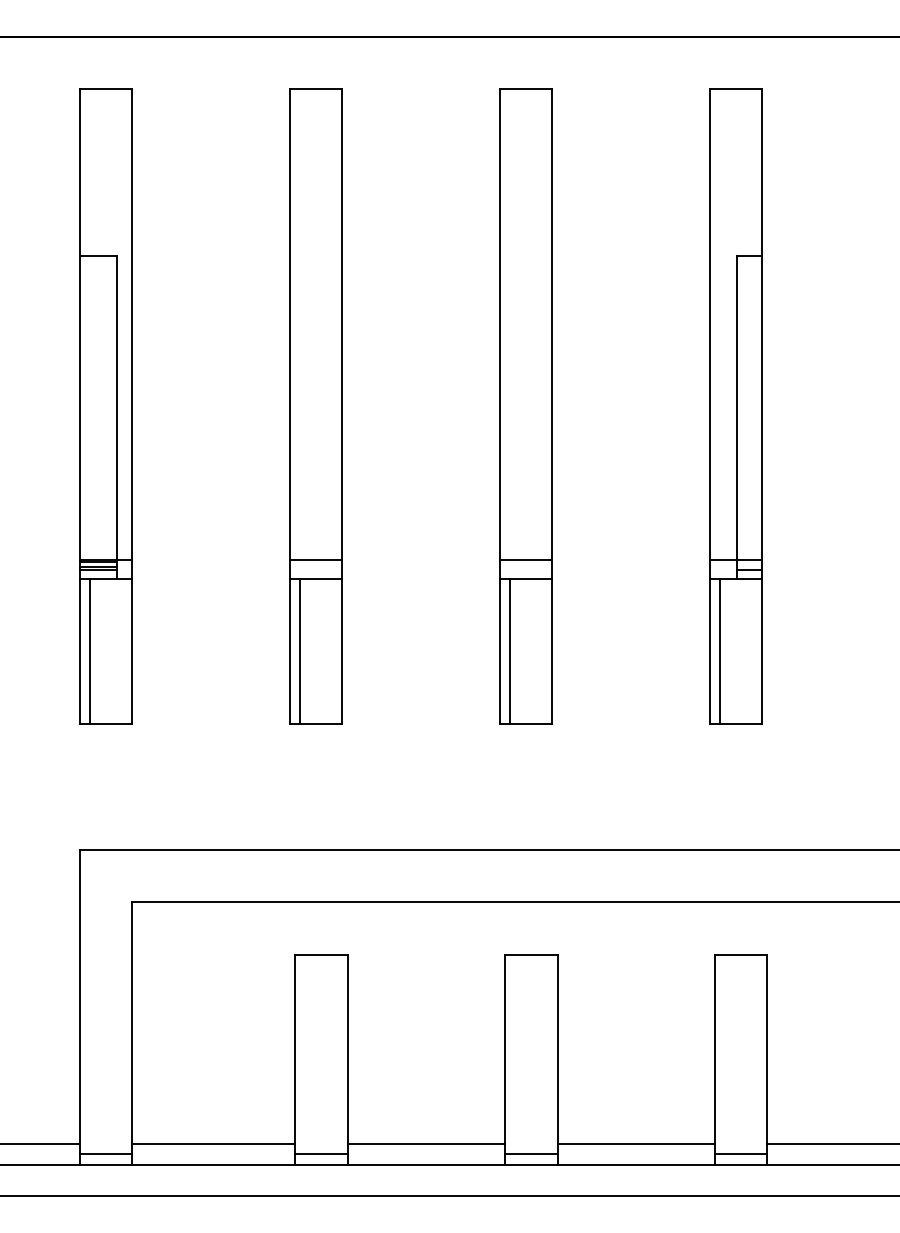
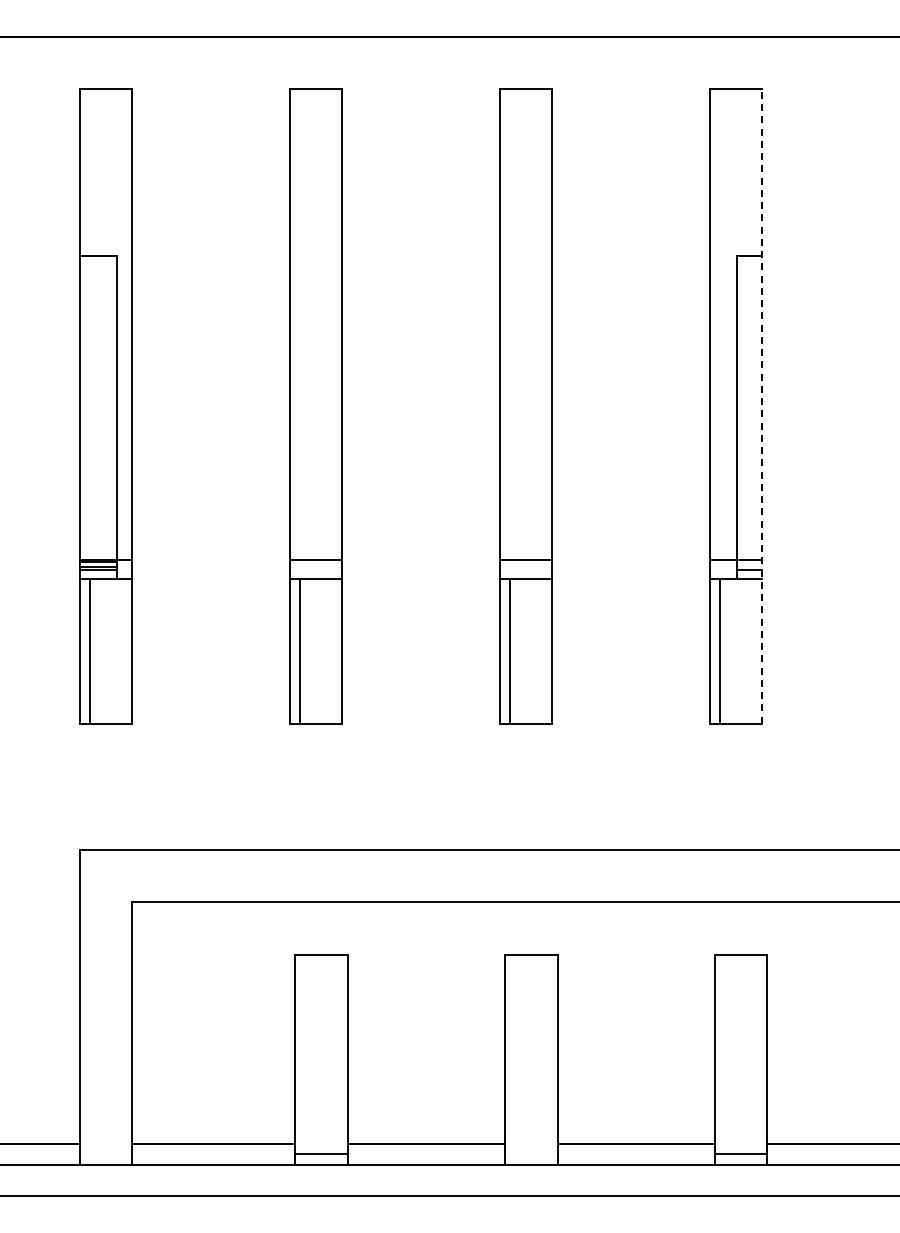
line: solid -> dashed (762, 406)
line: present -> none (105, 1154)
line: present -> none (531, 1154)
